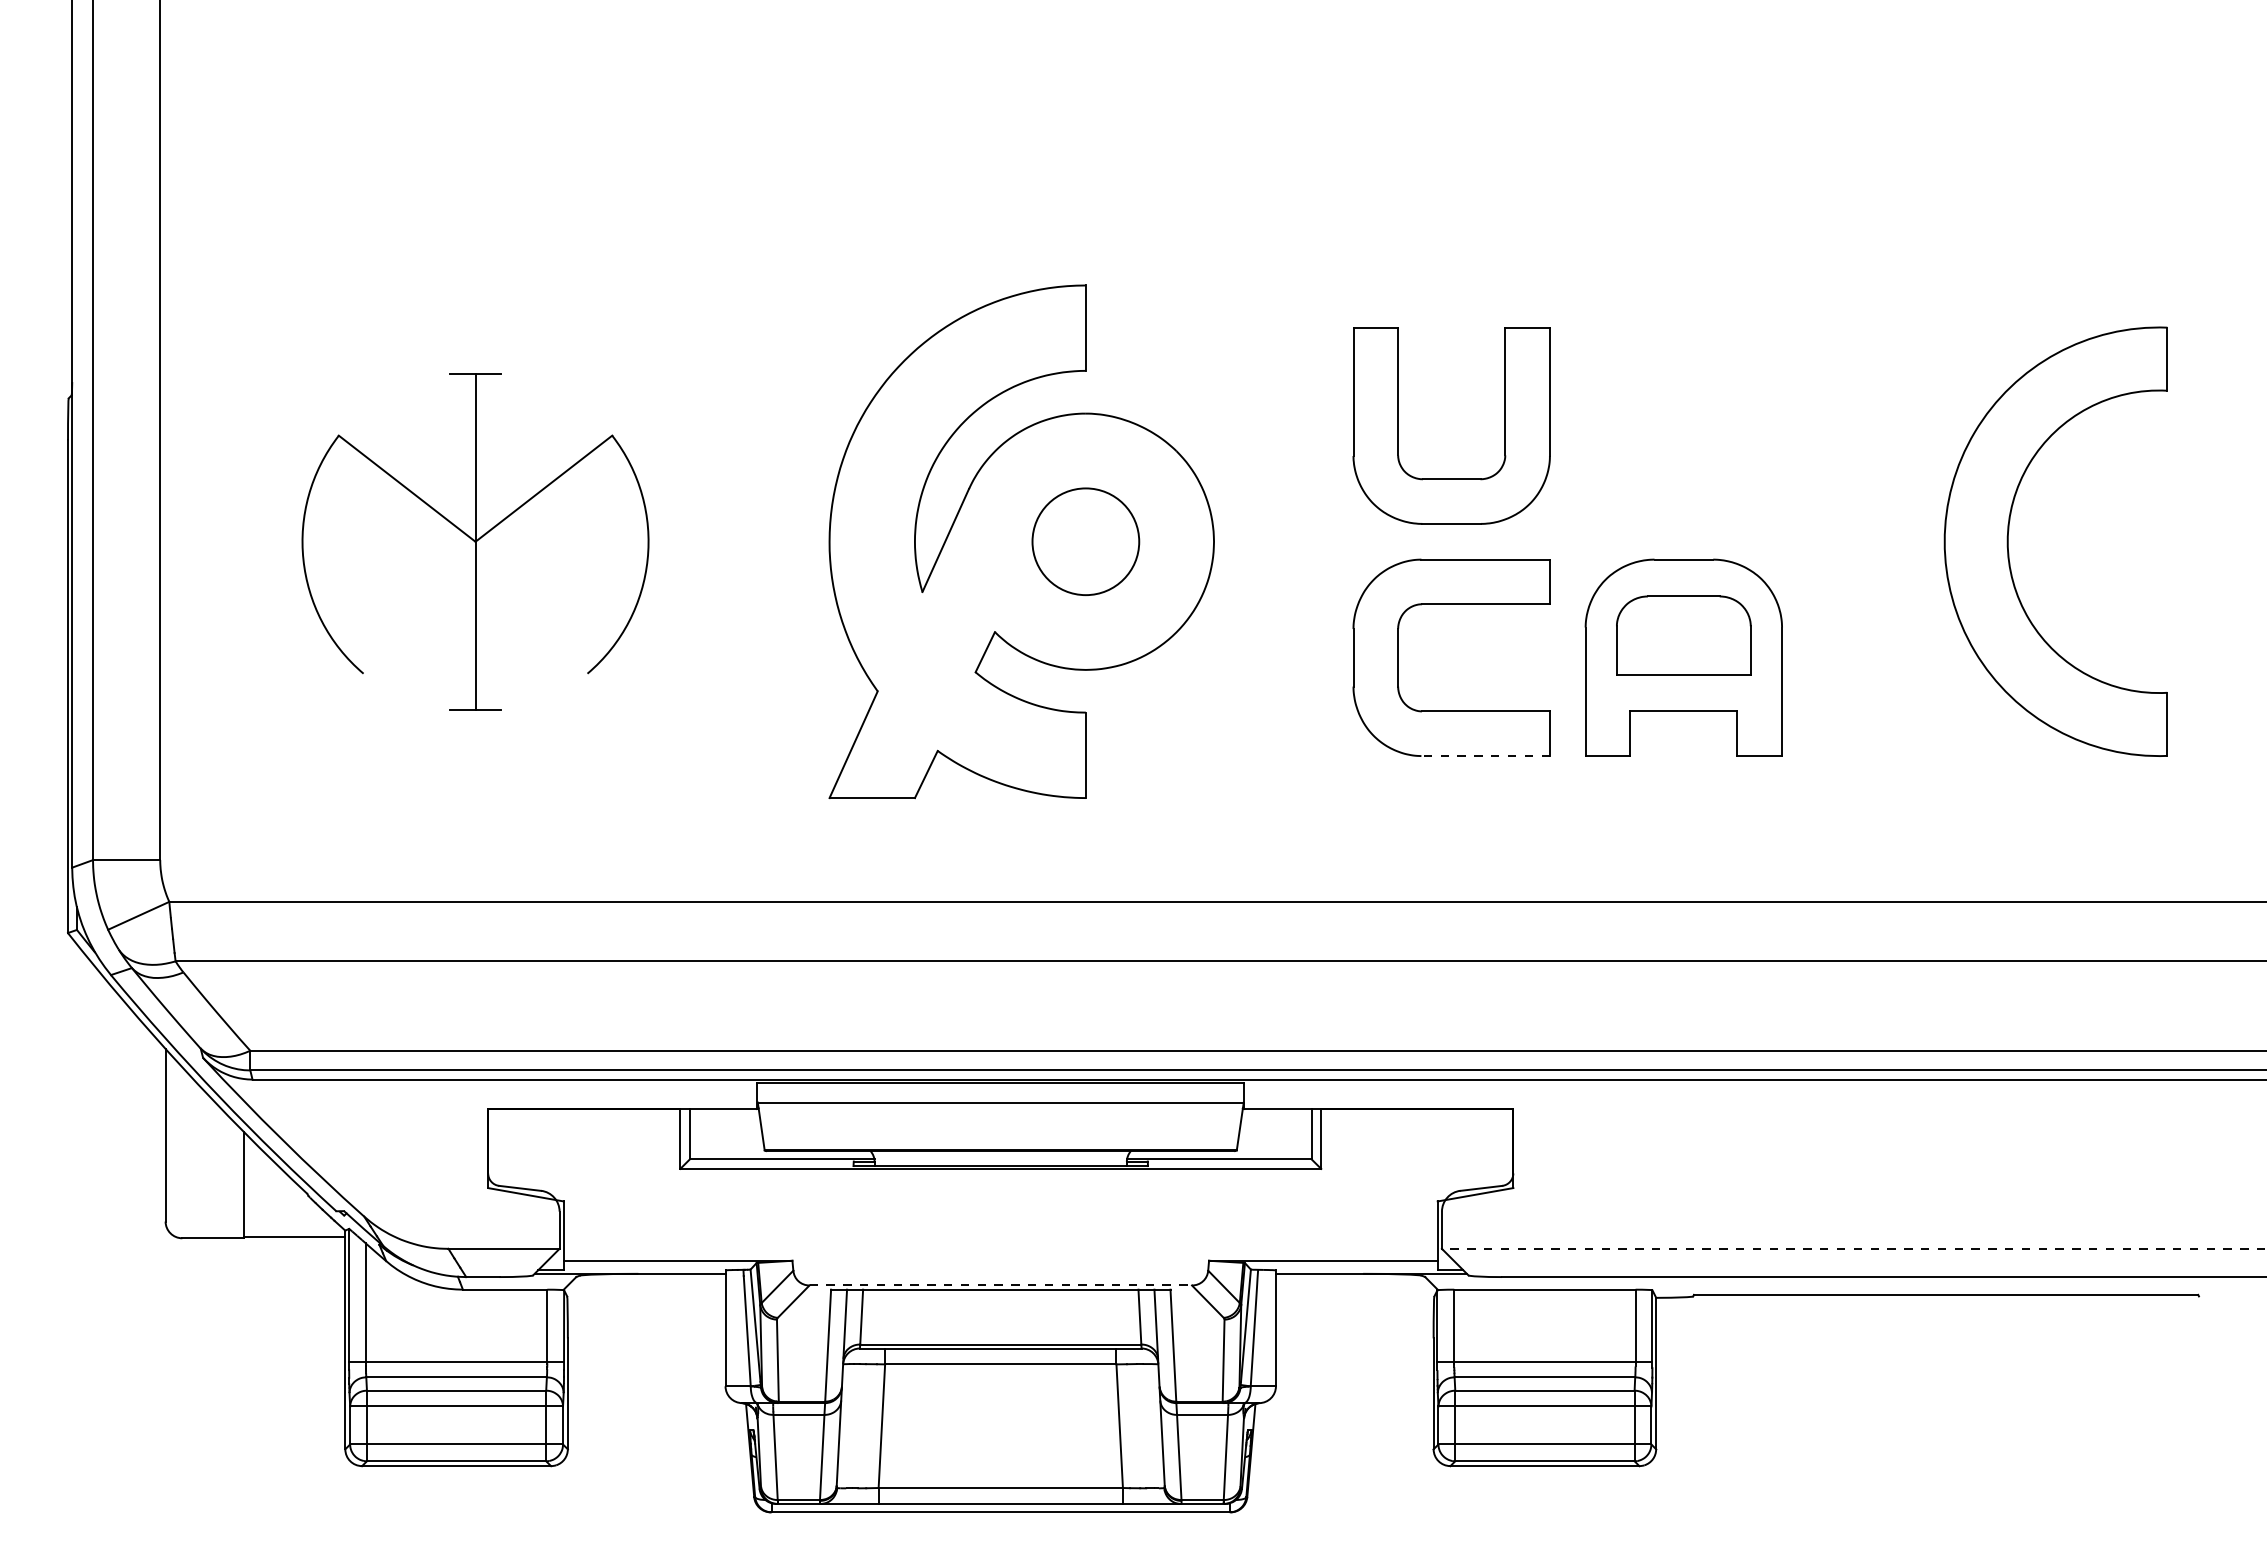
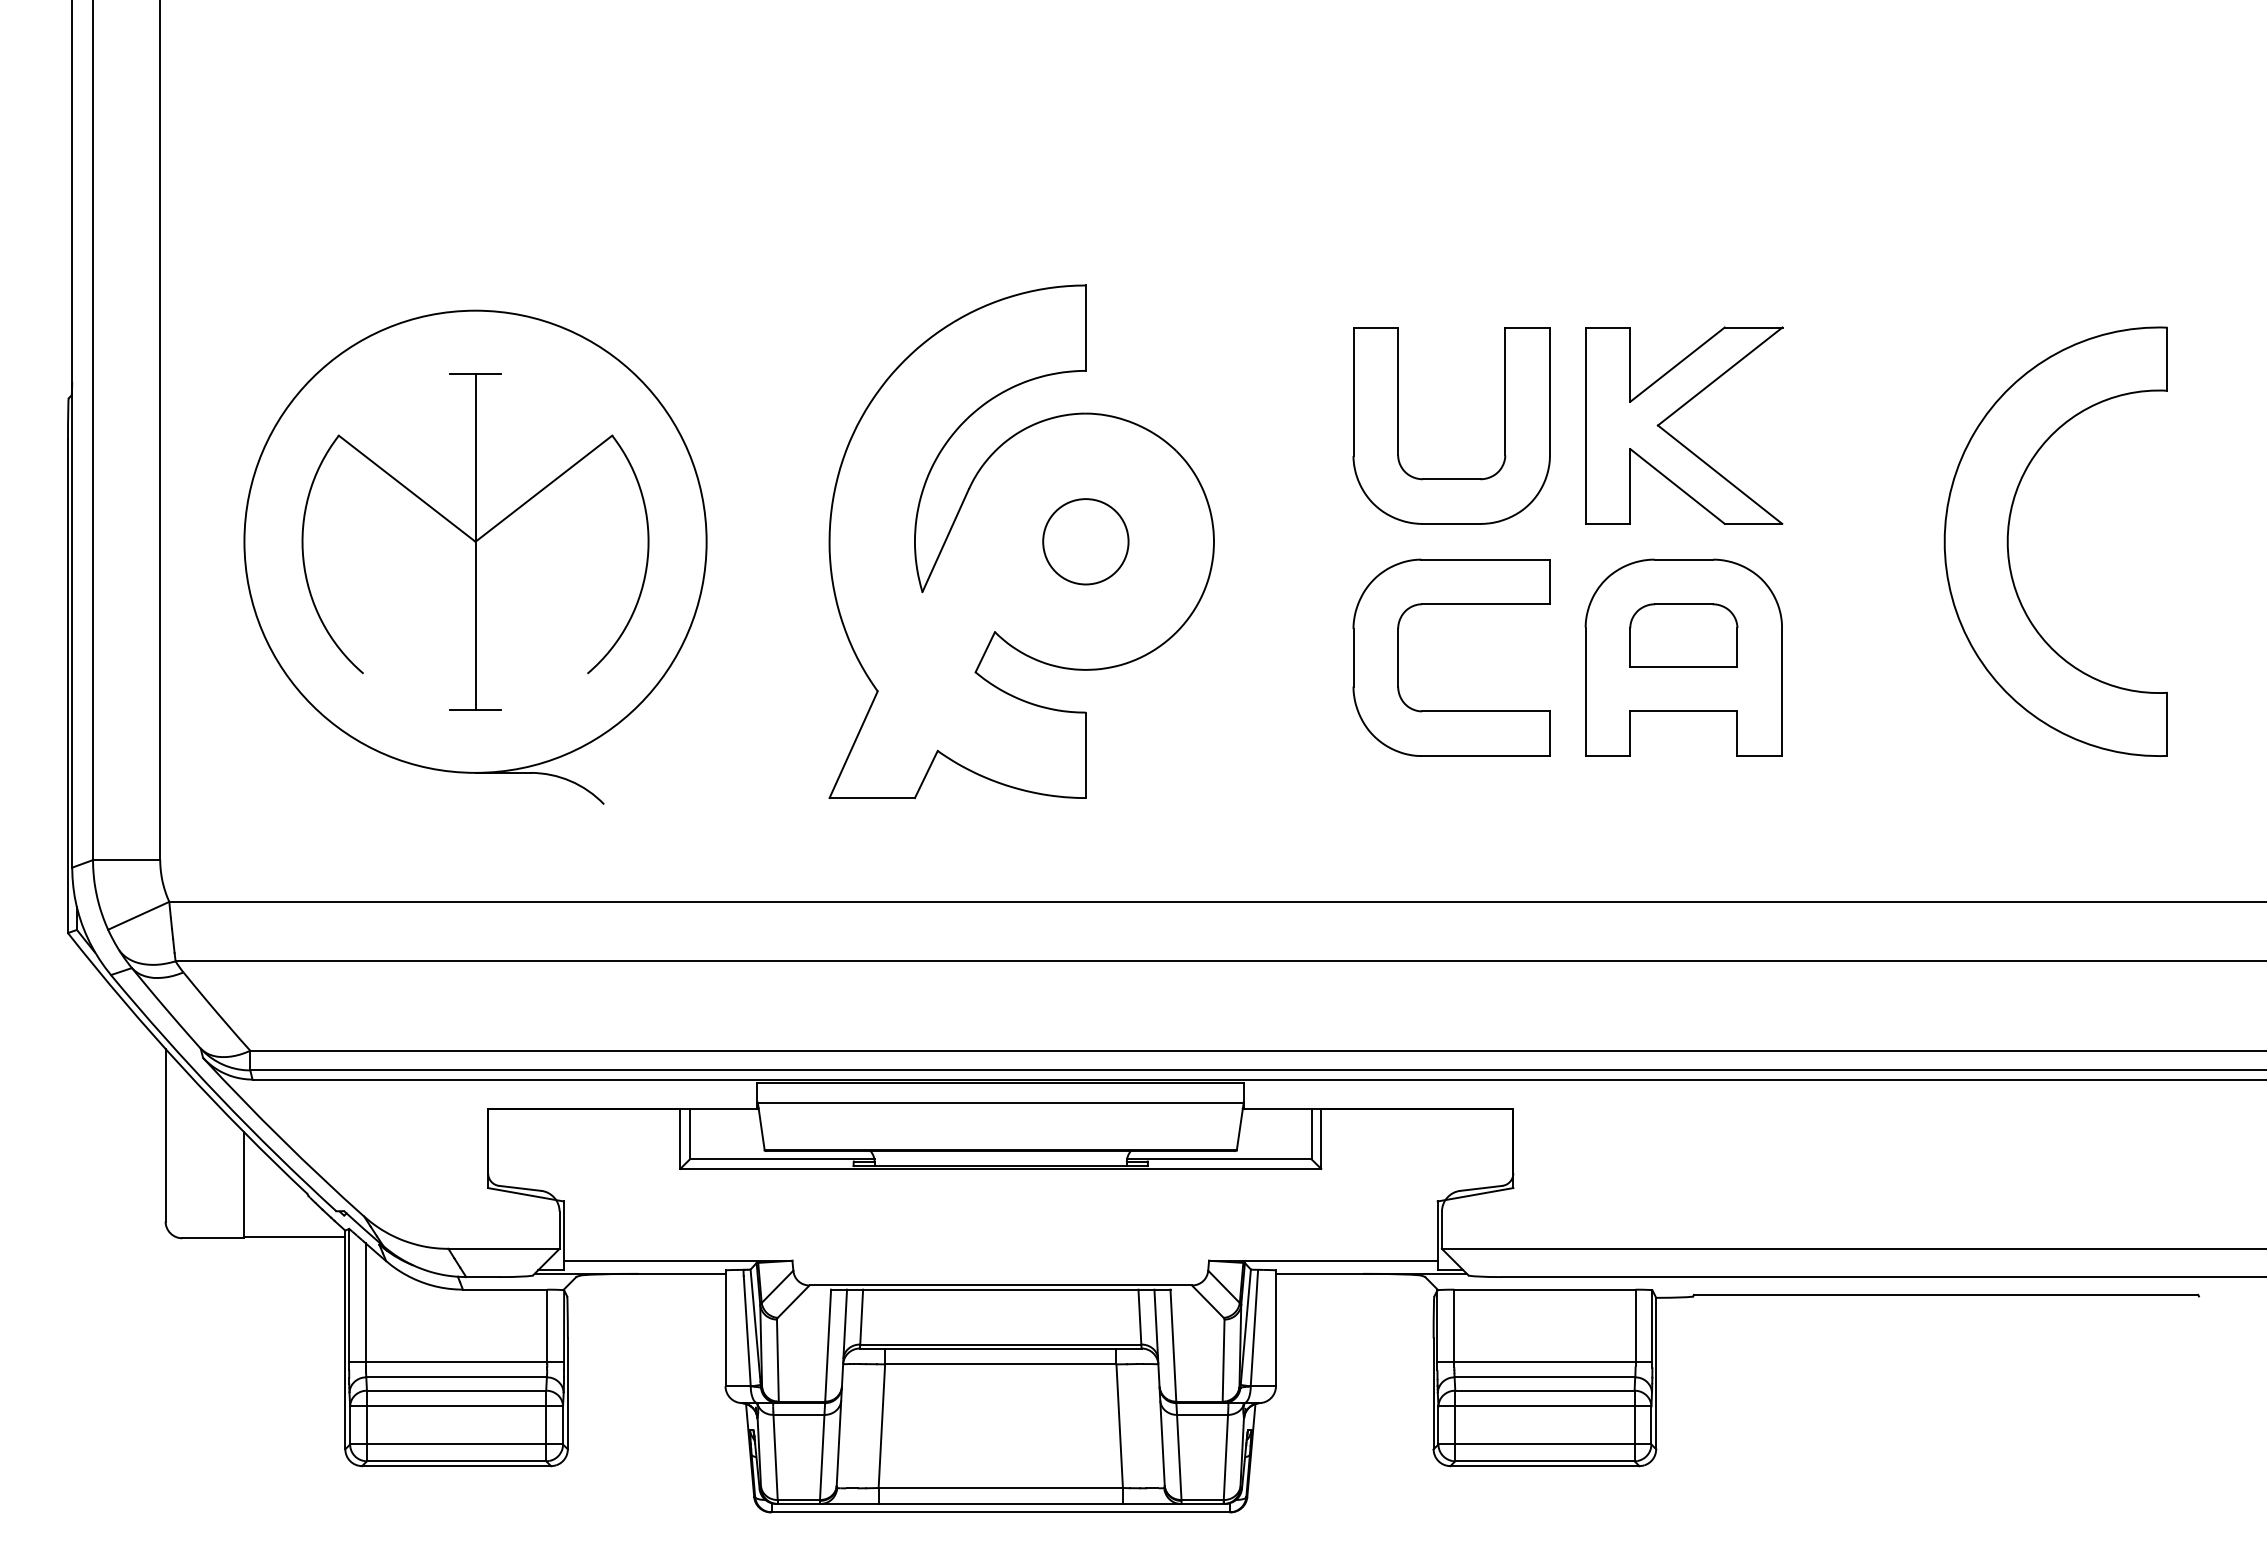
part: none -> present (1676, 412)
circle diameter: 107 px -> 85 px (1085, 541)
part: none -> present (475, 556)
part size: 136x81 px -> 110x65 px (1683, 635)
line: dashed -> solid (1485, 756)
line: dashed -> solid (1853, 1248)
line: dashed -> solid (1001, 1285)
